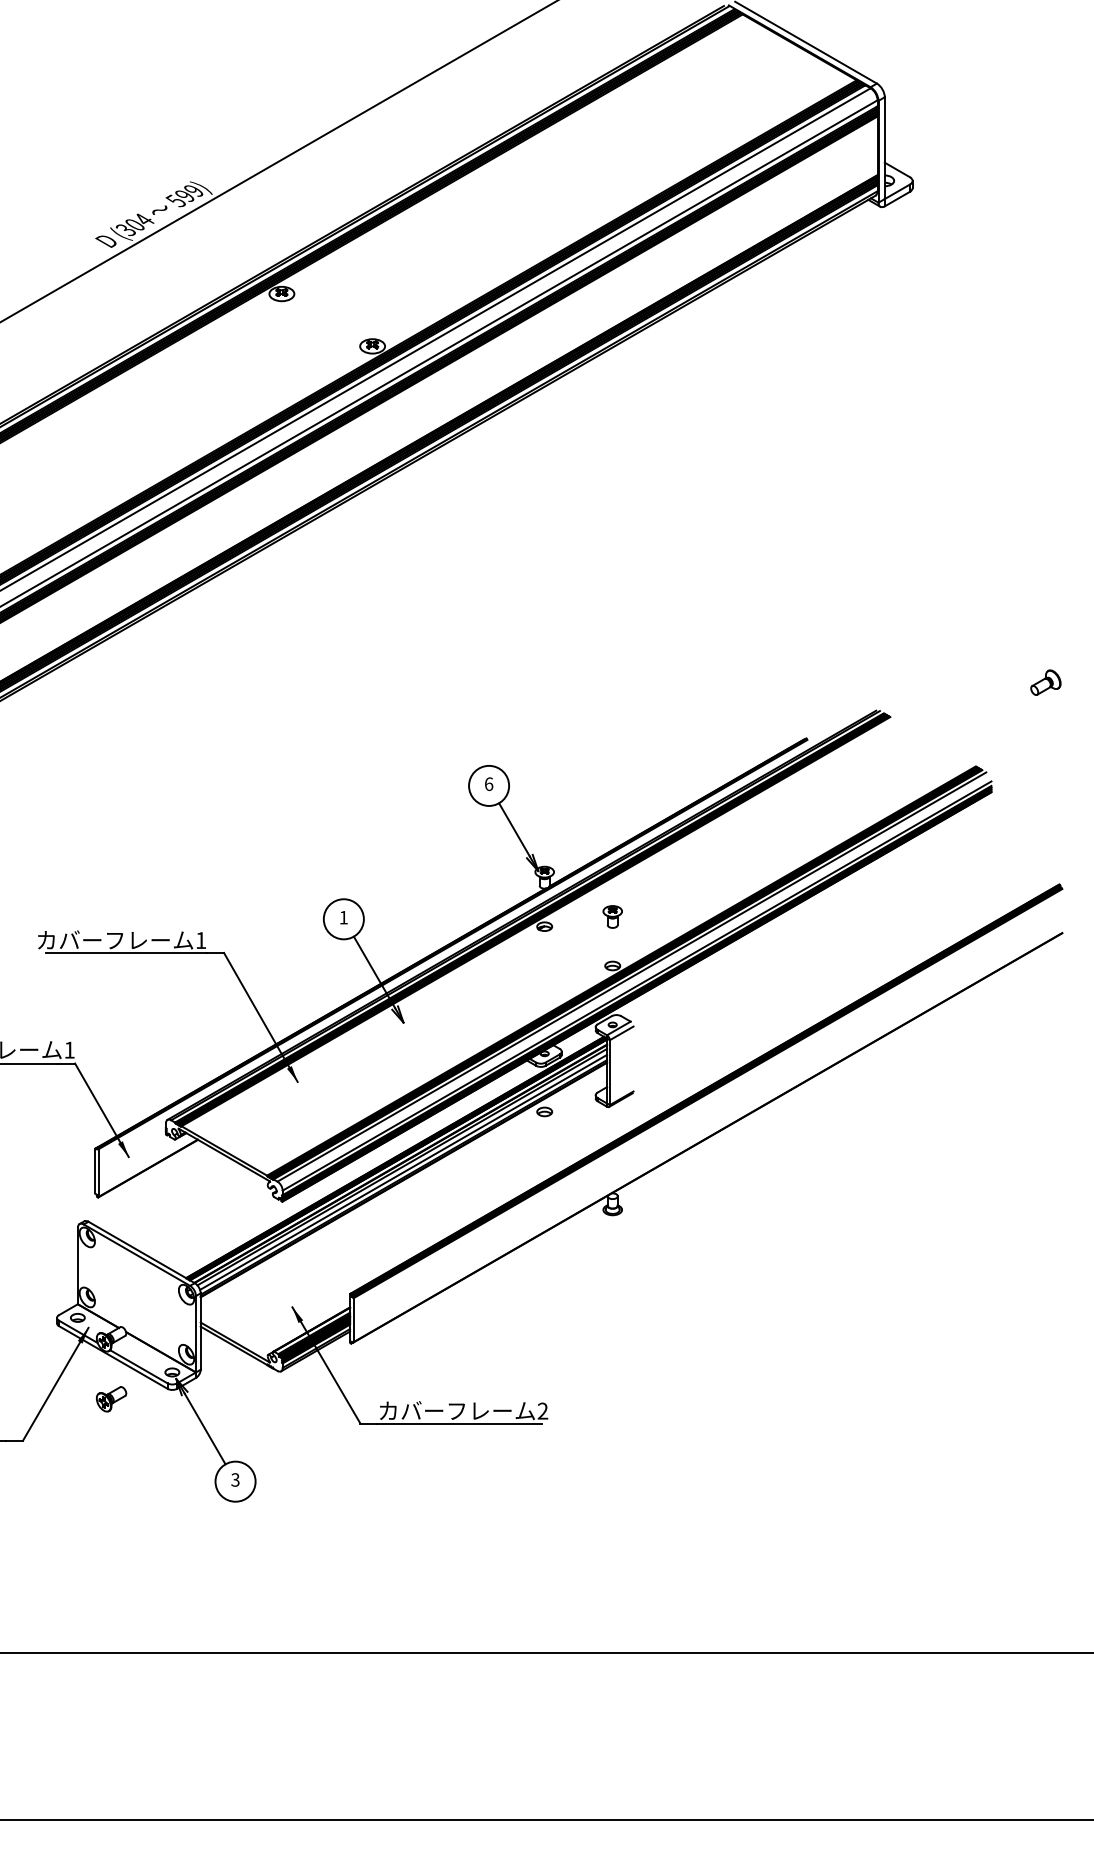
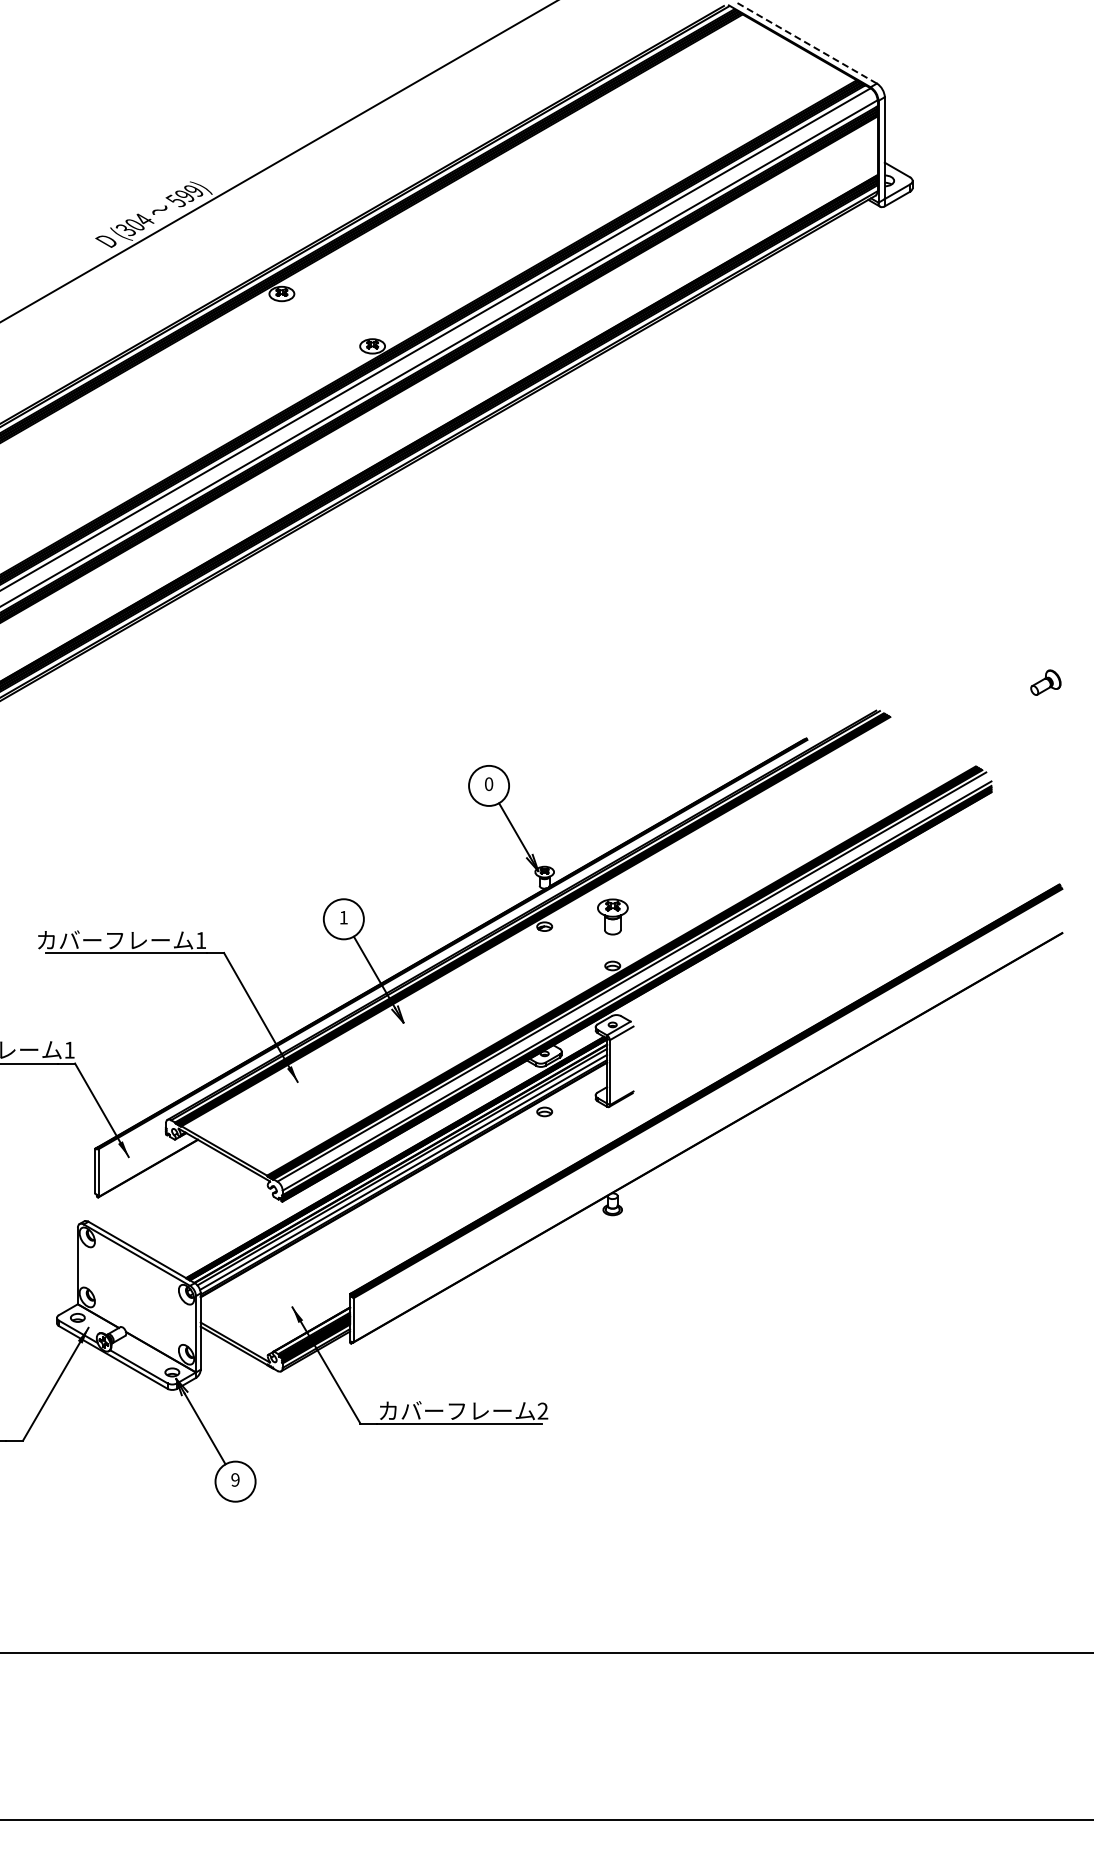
line: solid -> dashed (806, 42)
text: 6 -> 0 (489, 783)
part size: 21x24 px -> 32x38 px (612, 916)
part: present -> none (111, 1399)
text: 3 -> 9 (235, 1479)
